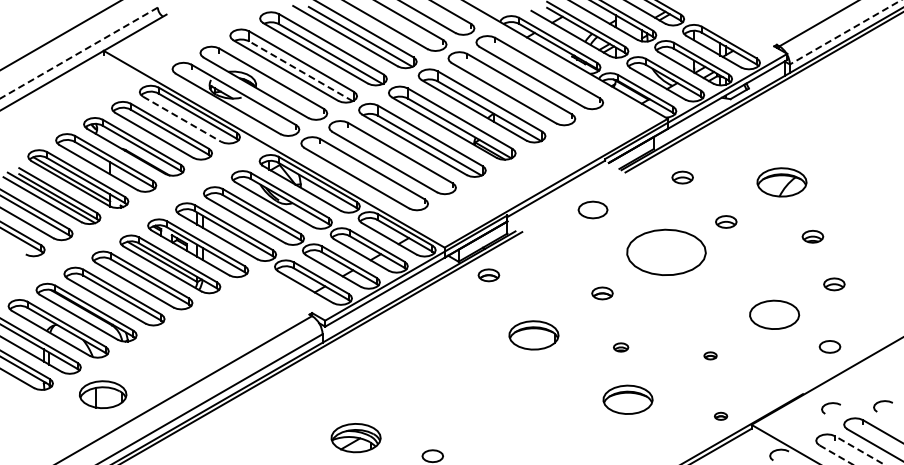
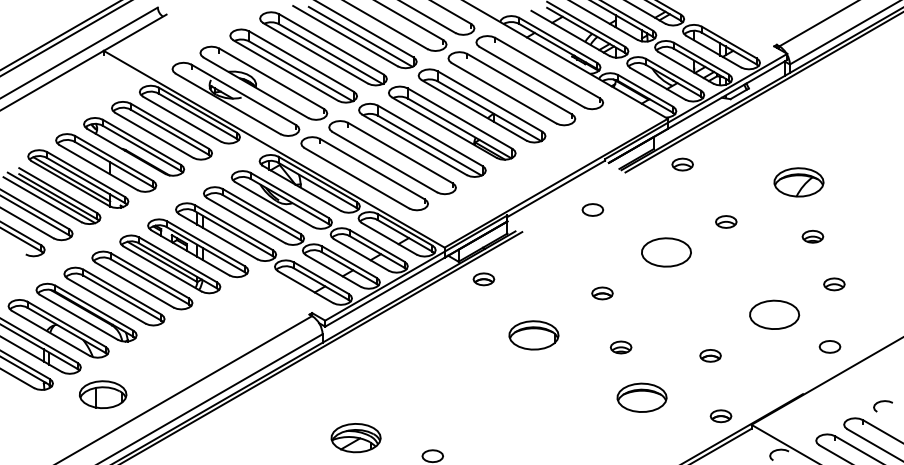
line: dashed -> solid (845, 32)
line: none -> present (65, 38)
line: dashed -> solid (79, 53)
line: dashed -> solid (301, 71)
line: dashed -> solid (182, 119)
part position: (682, 177) -> (682, 164) (682, 164)
part position: (781, 182) -> (798, 182) (798, 182)
part size: 32x20 px -> 23x14 px (592, 209)
part size: 81x48 px -> 51x31 px (666, 252)
part position: (488, 275) -> (483, 279) (483, 279)
part size: 17x11 px -> 24x15 px (620, 347)
part size: 15x10 px -> 23x14 px (710, 355)
part position: (627, 399) -> (641, 397) (641, 397)
curve: present -> none (830, 404)
part size: 15x10 px -> 24x15 px (720, 416)
line: dashed -> solid (859, 450)
line: dashed -> solid (836, 455)
